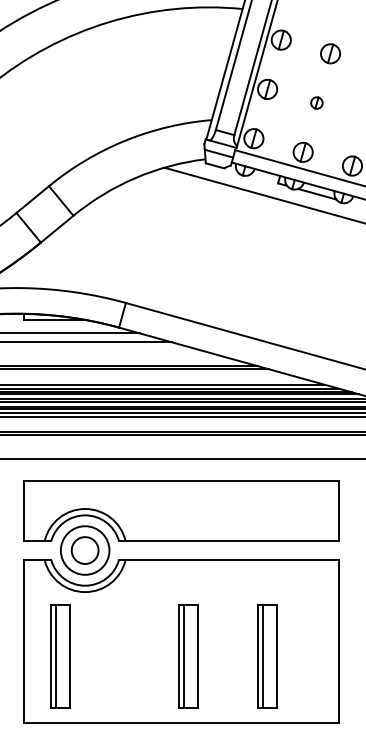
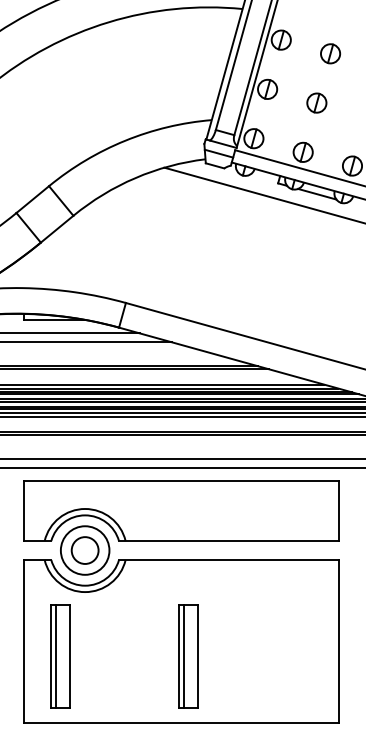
part size: 14x14 px -> 22x22 px (316, 102)
line: none -> present (182, 468)
part: present -> none (267, 656)
